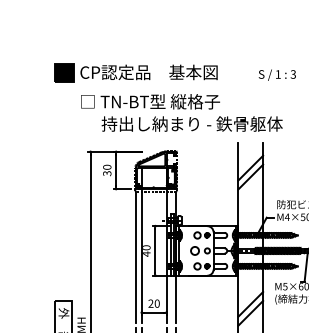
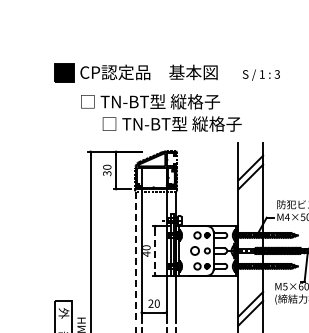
text position: (276, 74) -> (260, 74) (260, 74)
text: 持出し納まり - 鉄骨躯体 -> □ TN-BT型 縦格子 (191, 123)
line: solid -> dashed (155, 251)
line: solid -> dashed (135, 257)
